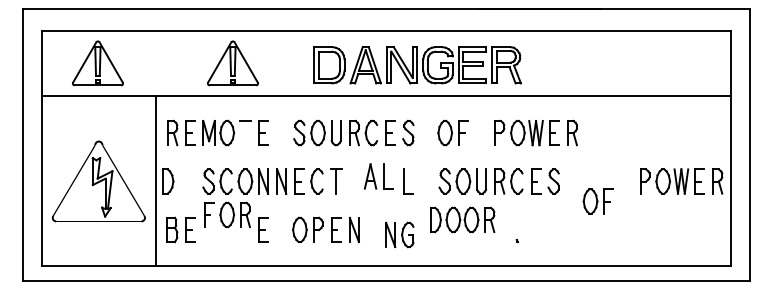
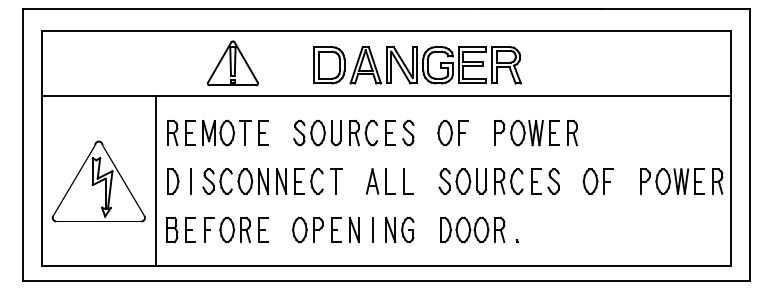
part: present -> none (97, 63)
line: none -> present (245, 132)
part position: (378, 176) -> (380, 181) (380, 181)
part position: (168, 181) -> (173, 181) (173, 181)
line: none -> present (190, 181)
part position: (597, 201) -> (597, 181) (597, 181)
part position: (227, 214) -> (227, 229) (227, 229)
part position: (462, 219) -> (472, 229) (472, 229)
line: none -> present (372, 229)
part position: (399, 234) -> (399, 229) (399, 229)
